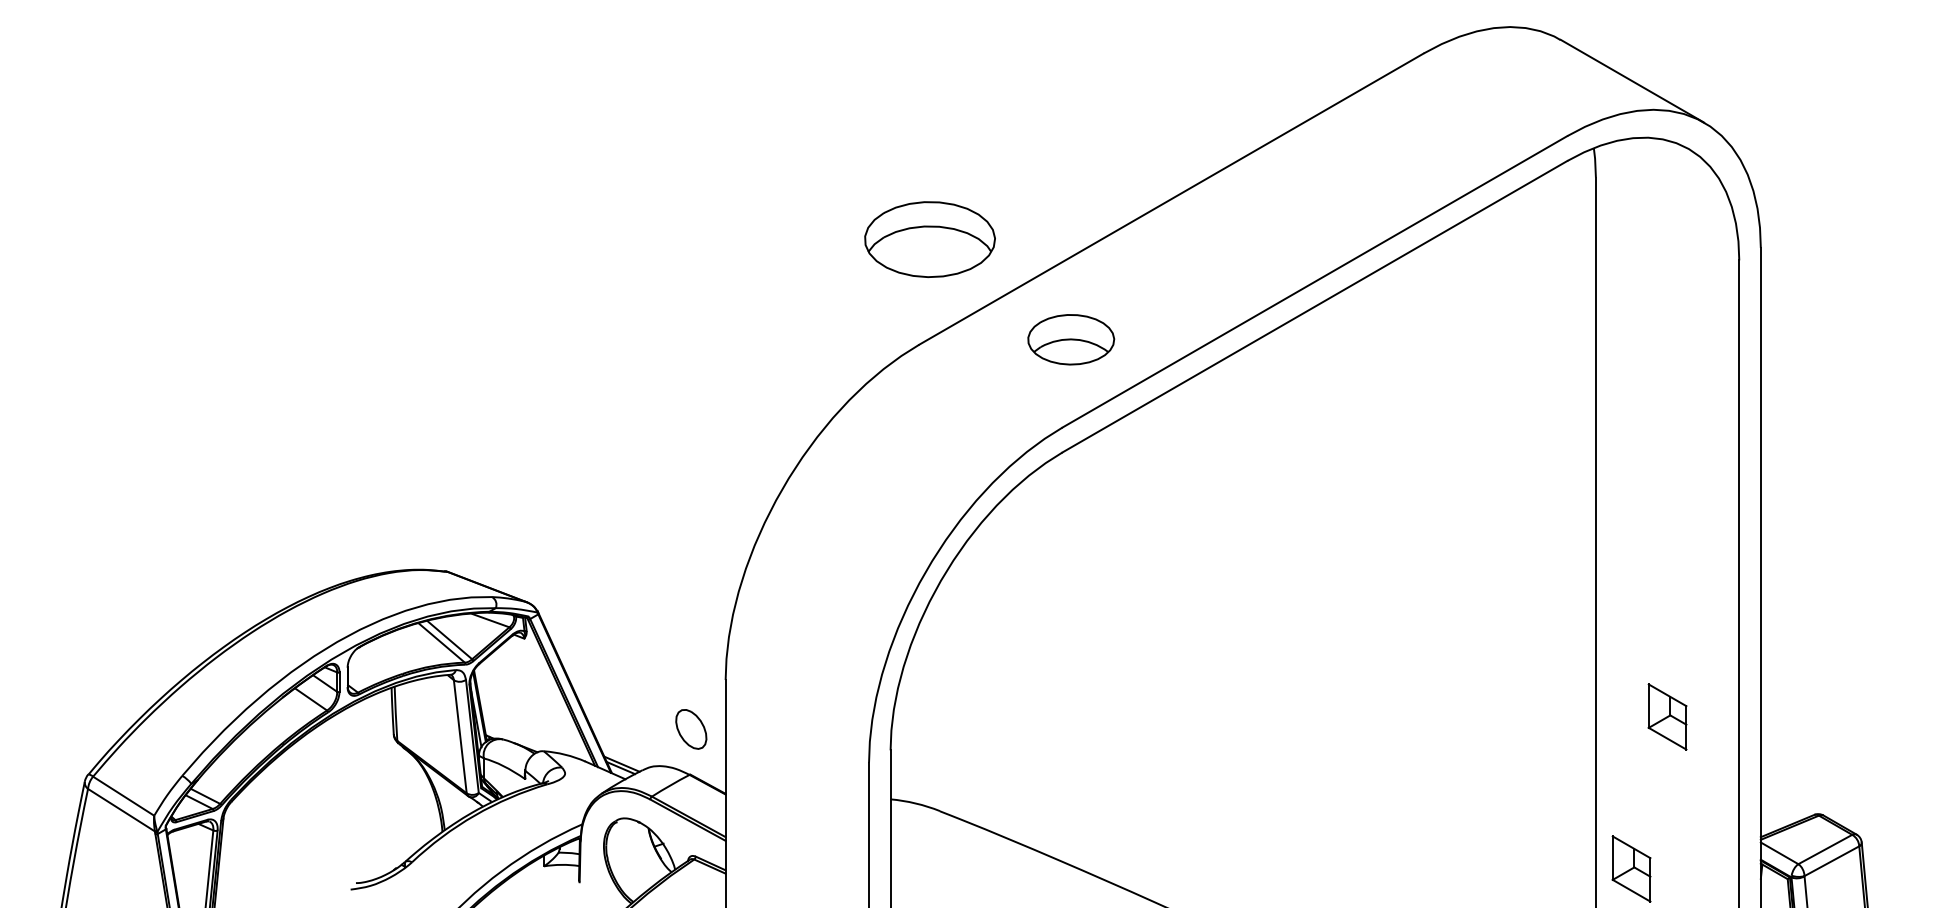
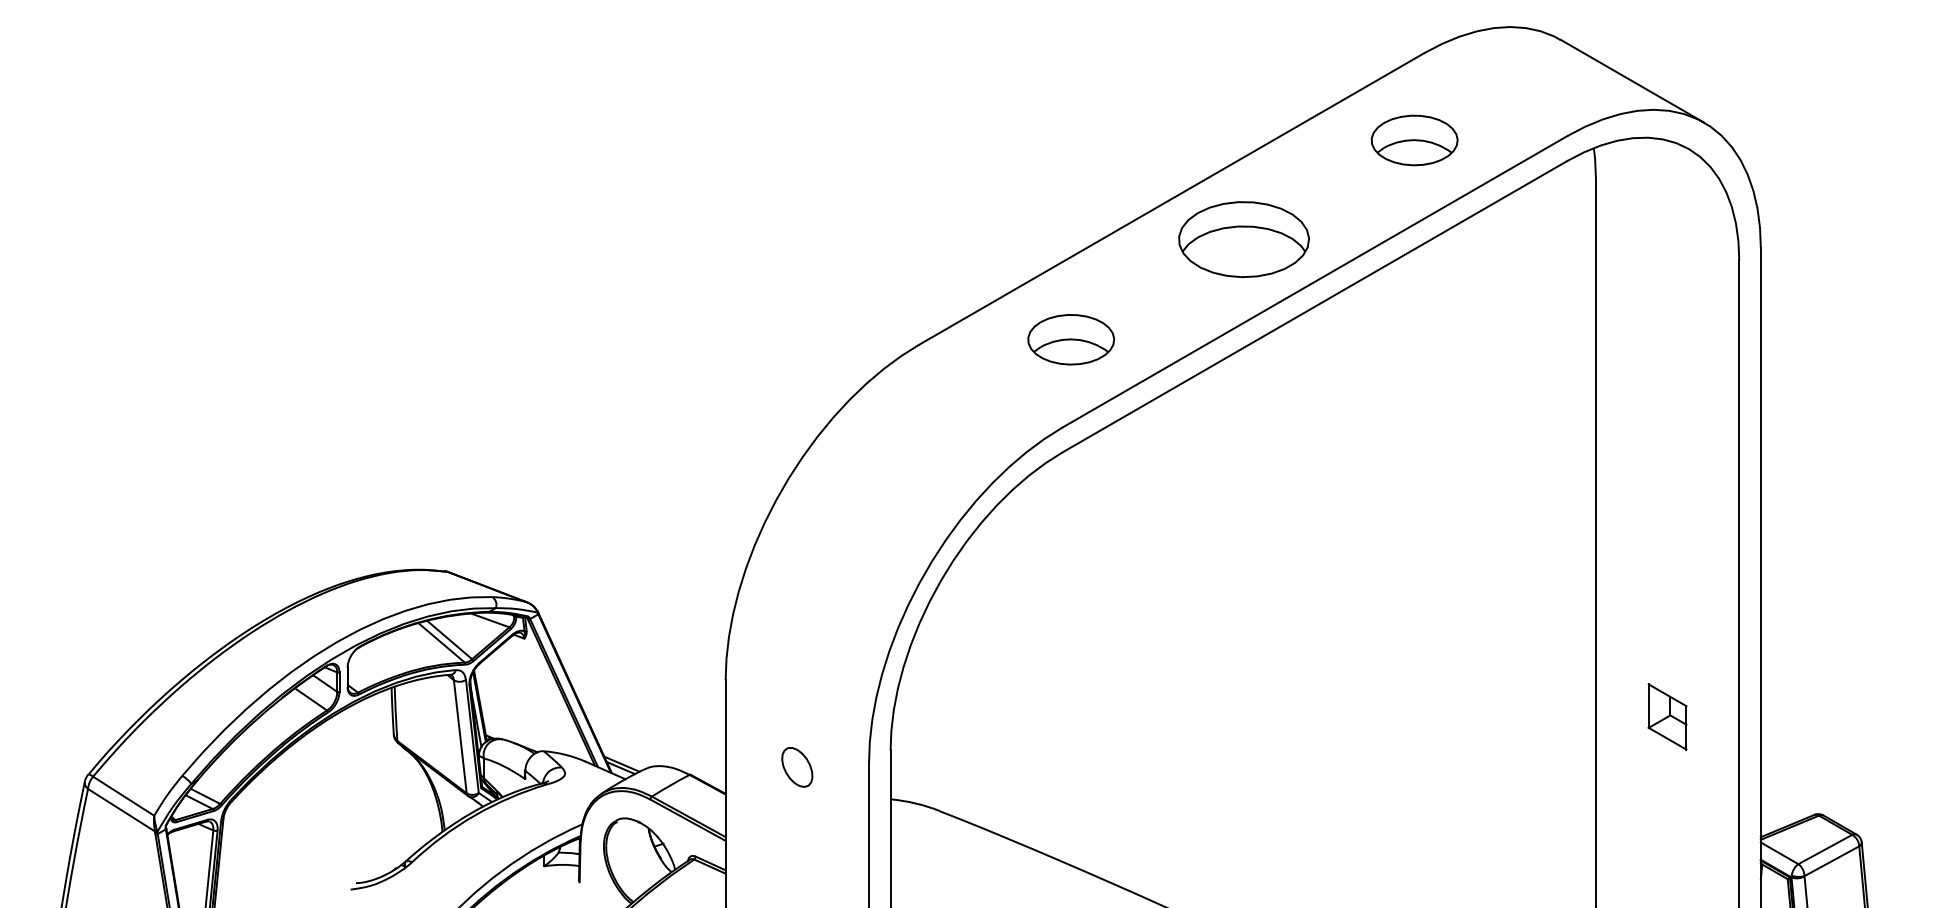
part: none -> present (1414, 140)
part position: (929, 239) -> (1243, 239) (1243, 239)
part position: (691, 729) -> (797, 767) (797, 767)
part: present -> none (1631, 868)
